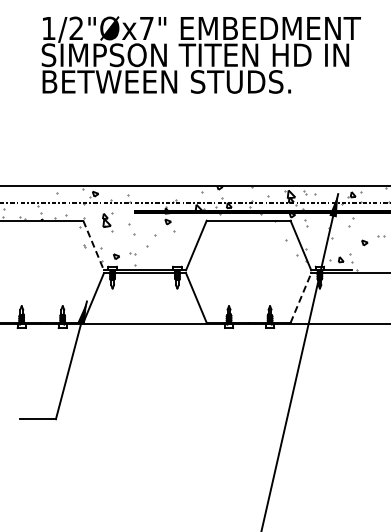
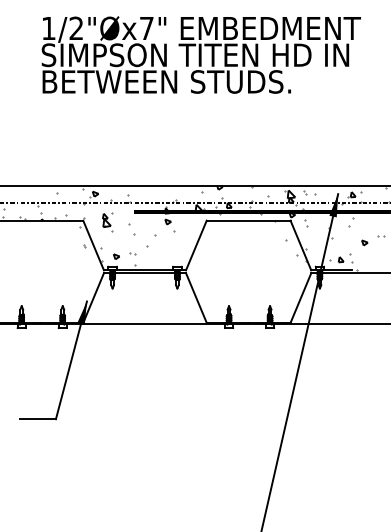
line: dashed -> solid (93, 245)
line: dashed -> solid (300, 298)
